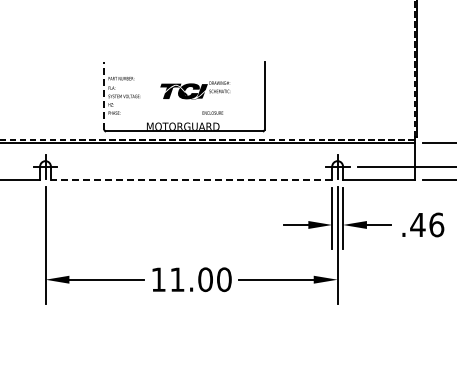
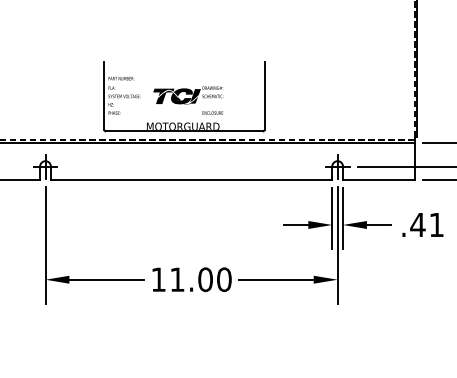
part position: (195, 90) -> (188, 95) (188, 95)
line: dashed -> solid (104, 95)
line: dashed -> solid (191, 179)
text: .46 -> .41 (436, 224)
